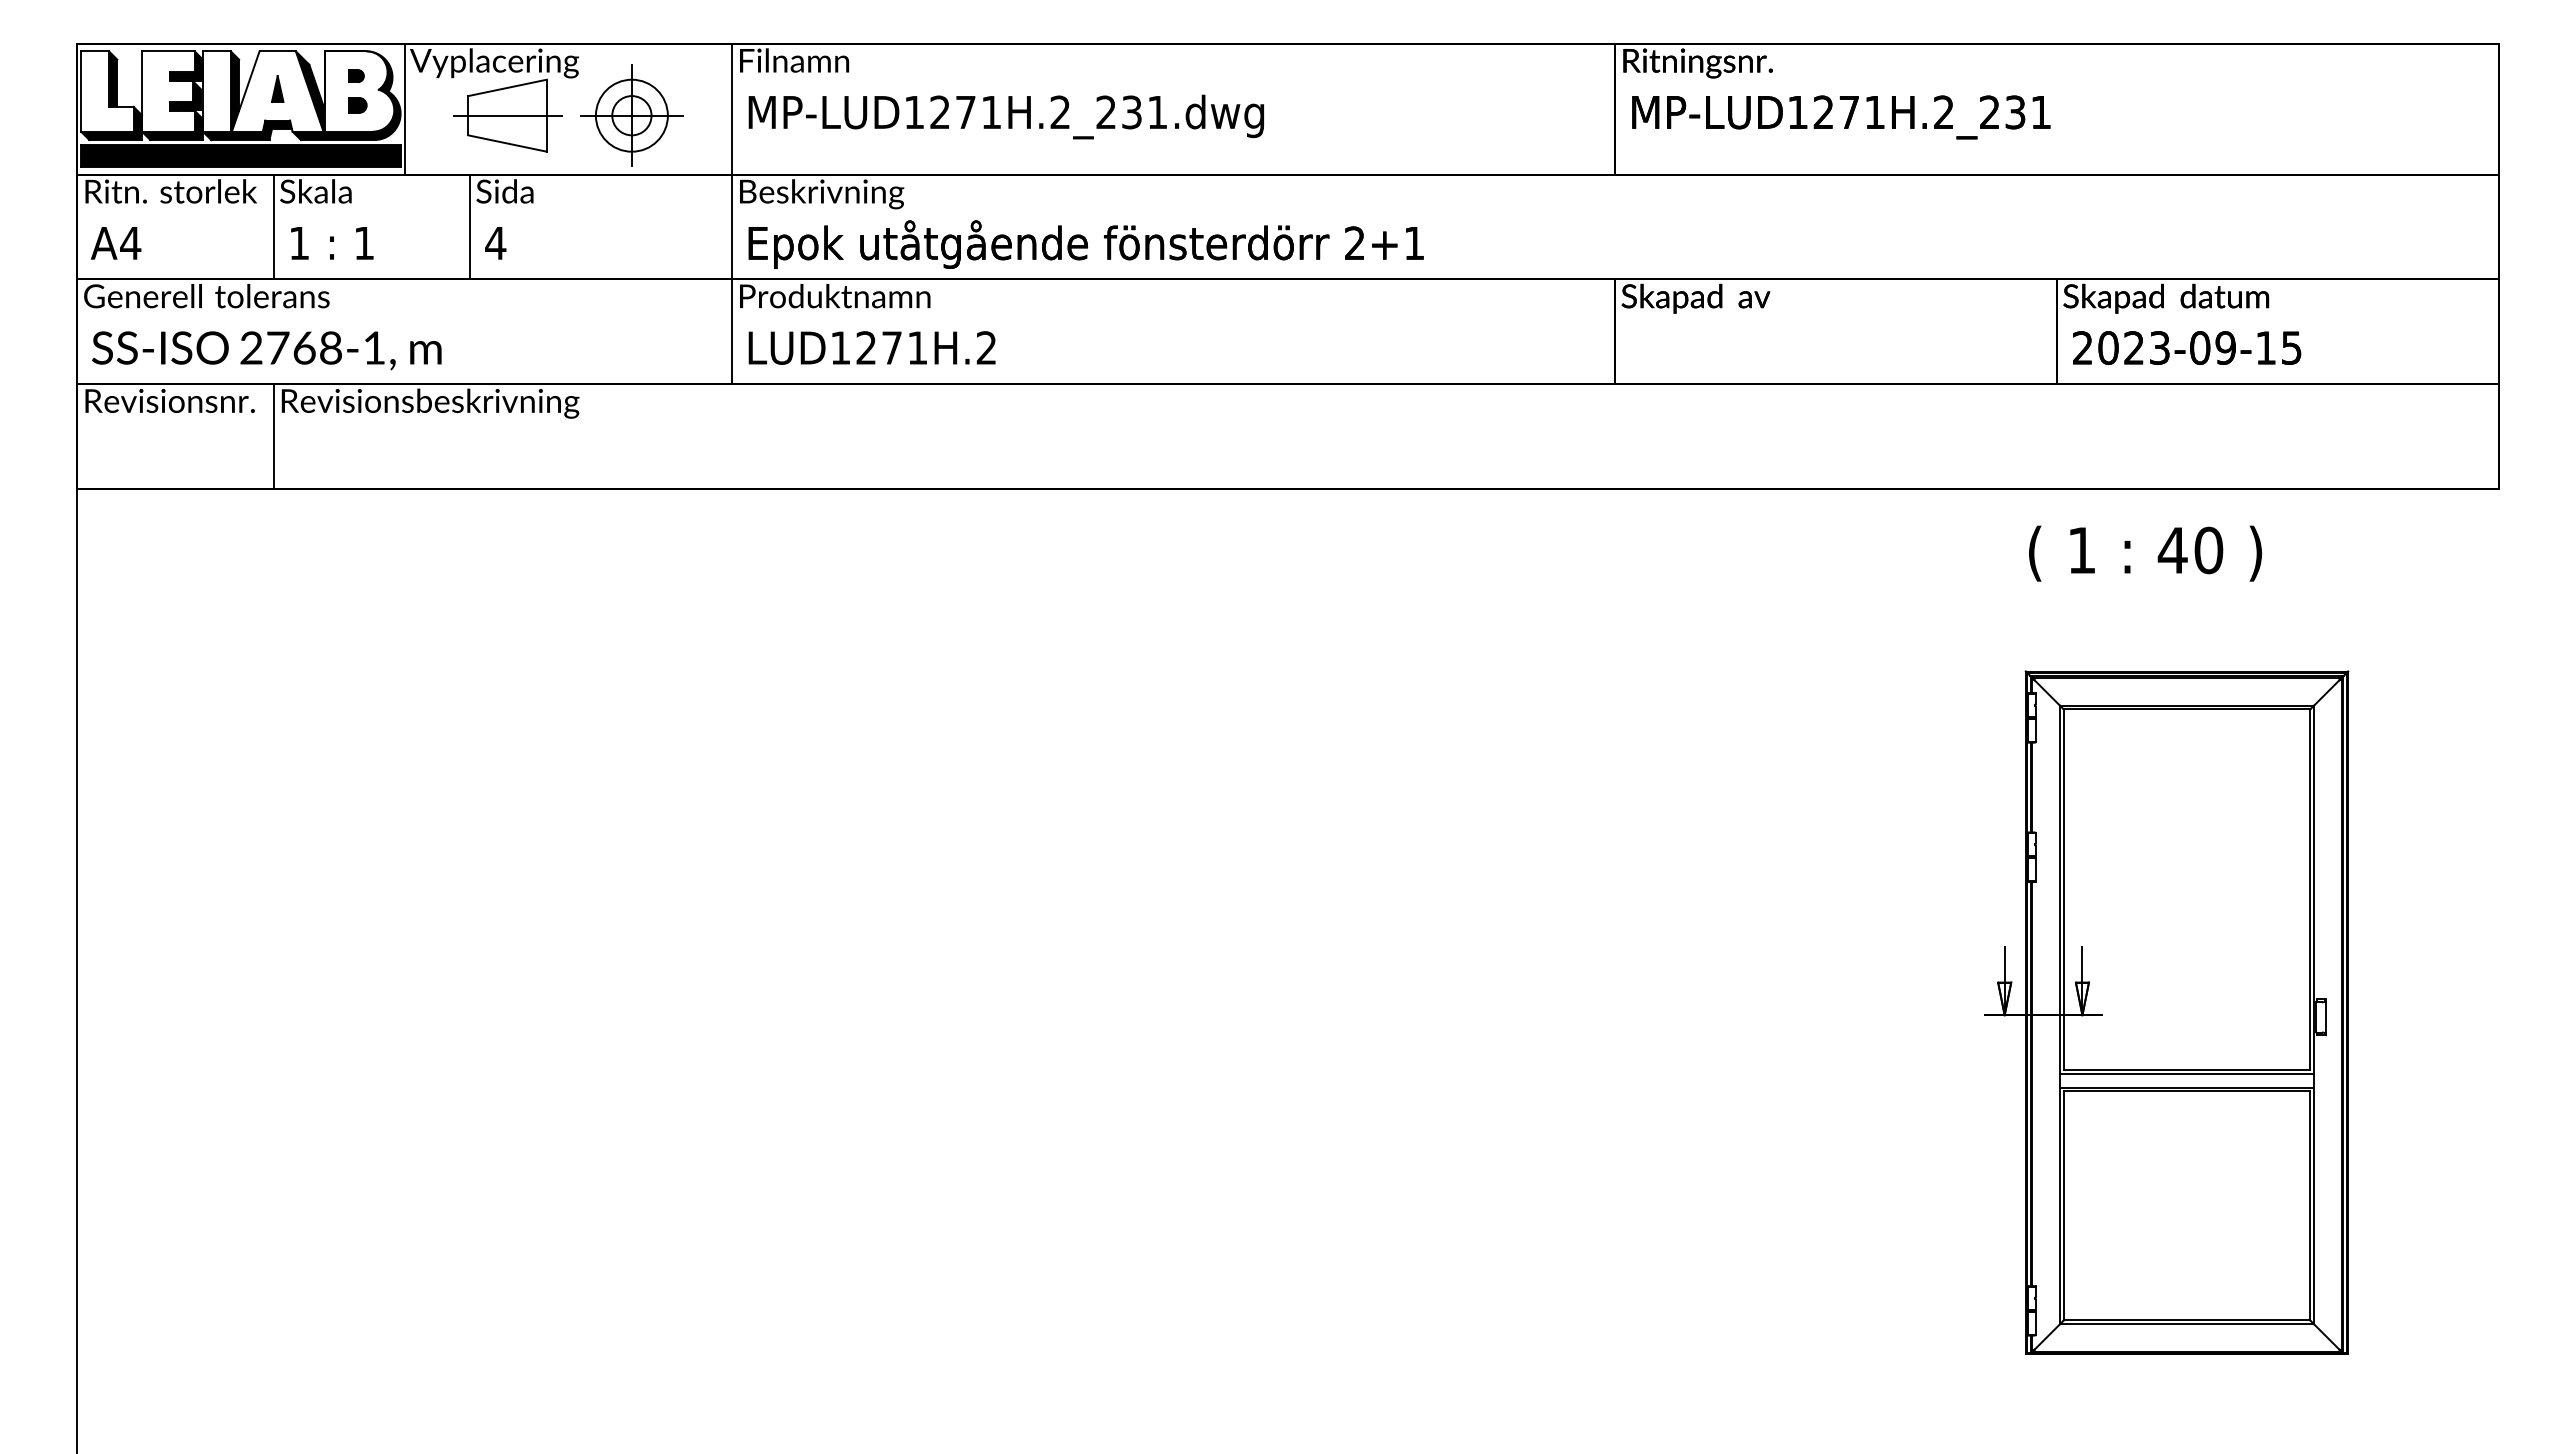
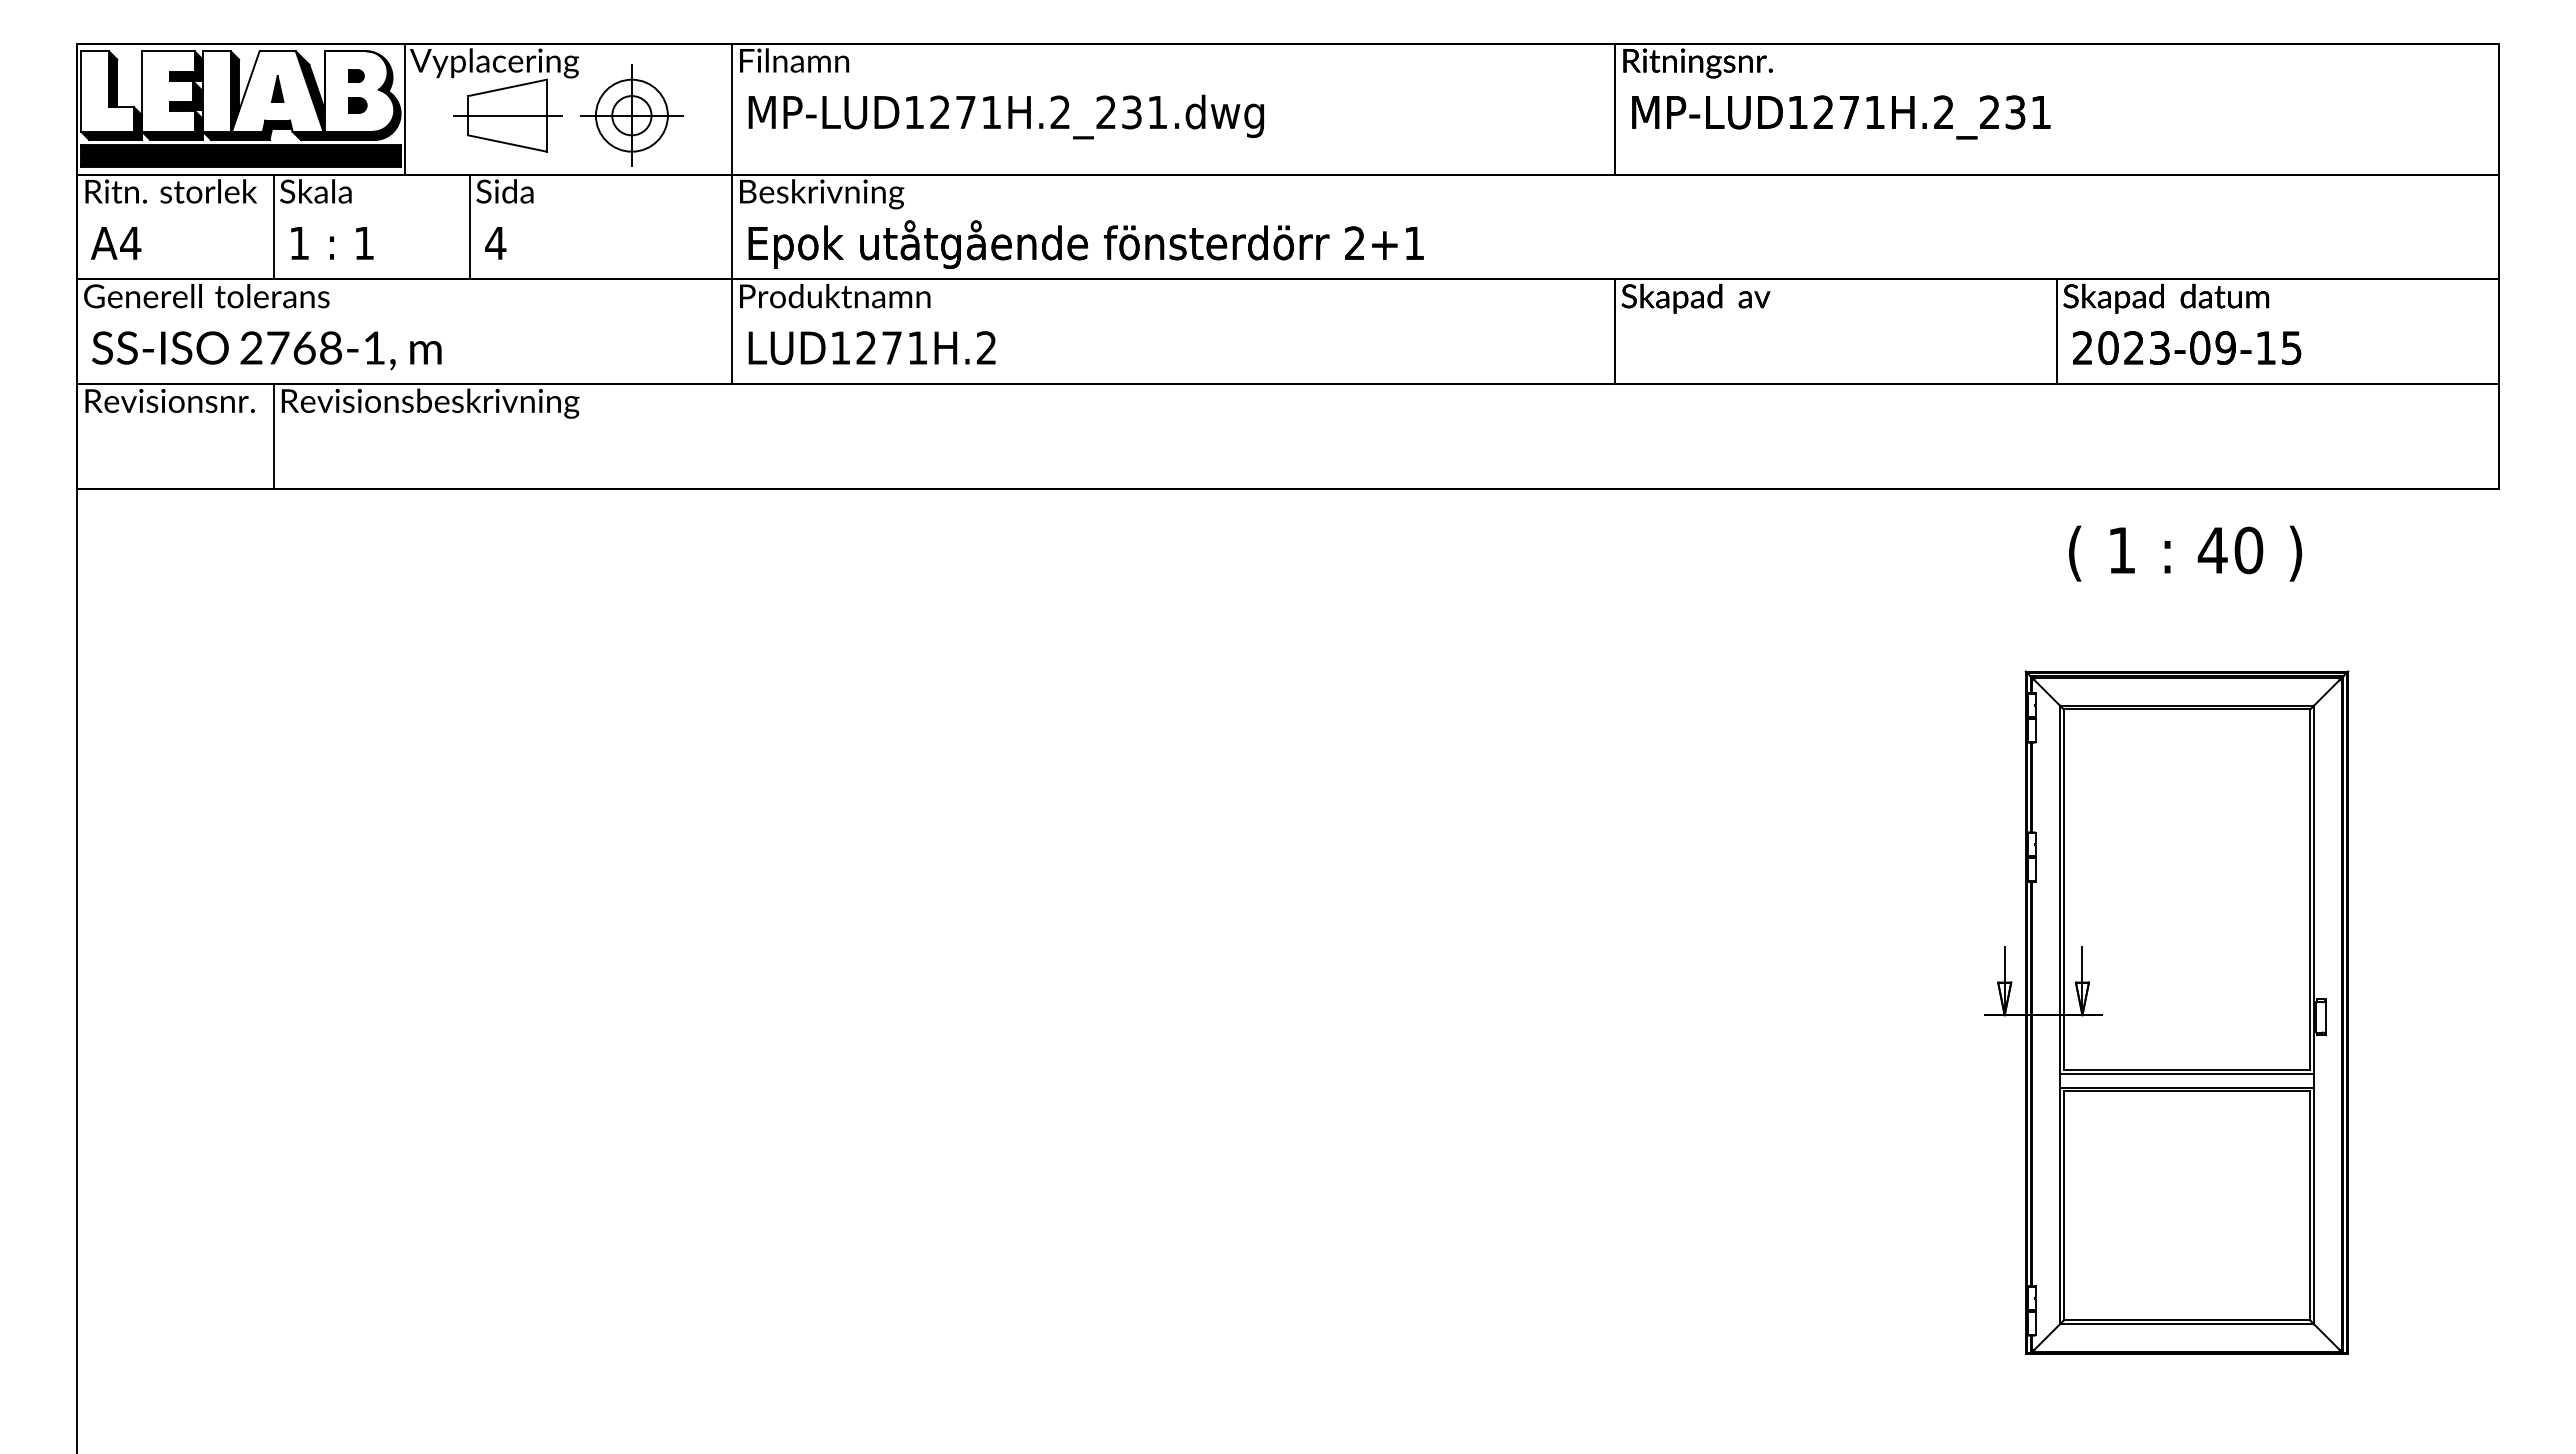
text position: (2145, 553) -> (2185, 553) (2185, 553)
